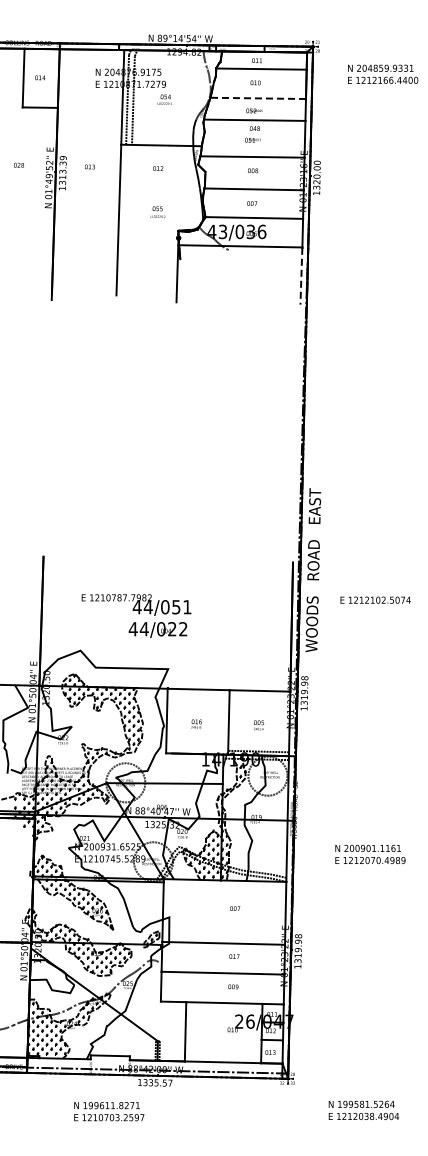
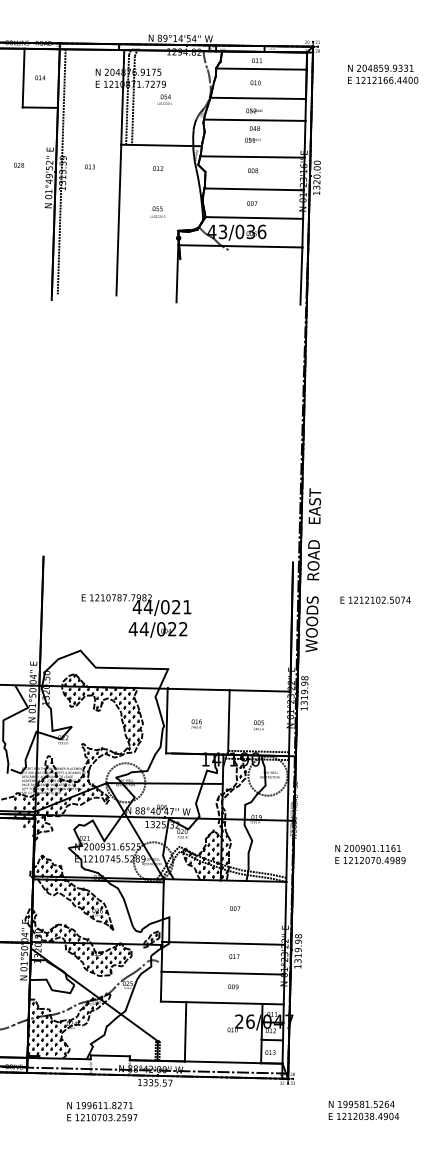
line: dashed -> solid (258, 98)
line: none -> present (61, 171)
line: dashed -> solid (301, 276)
text: 44/051 -> 44/021 (176, 607)
text position: (109, 1111) -> (102, 1111) (102, 1111)
